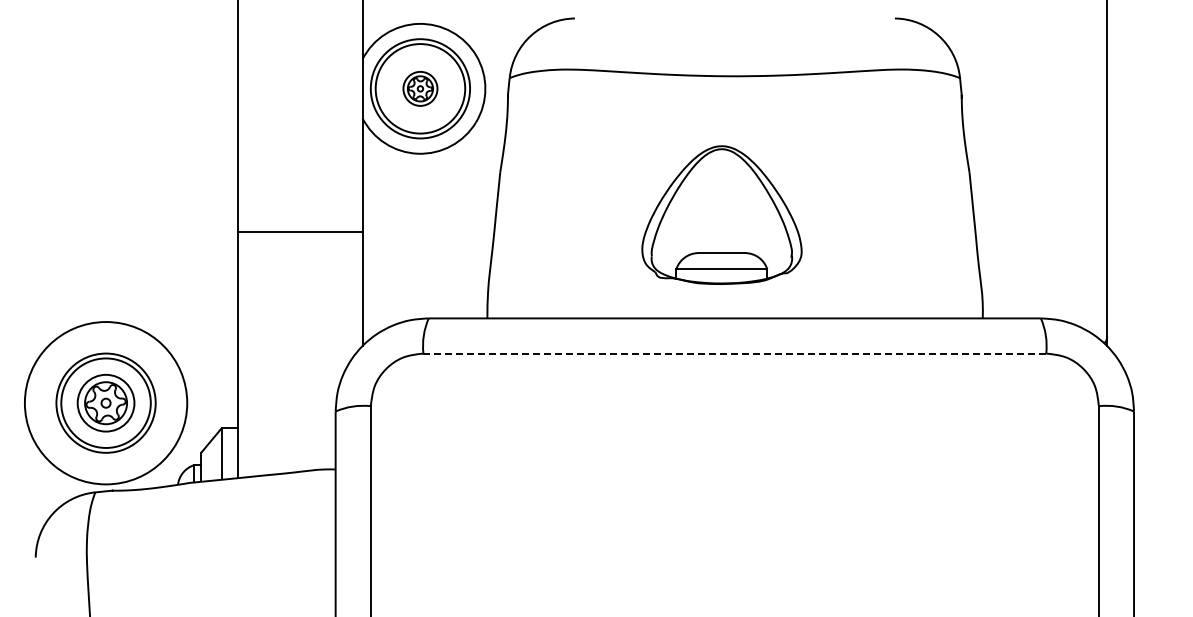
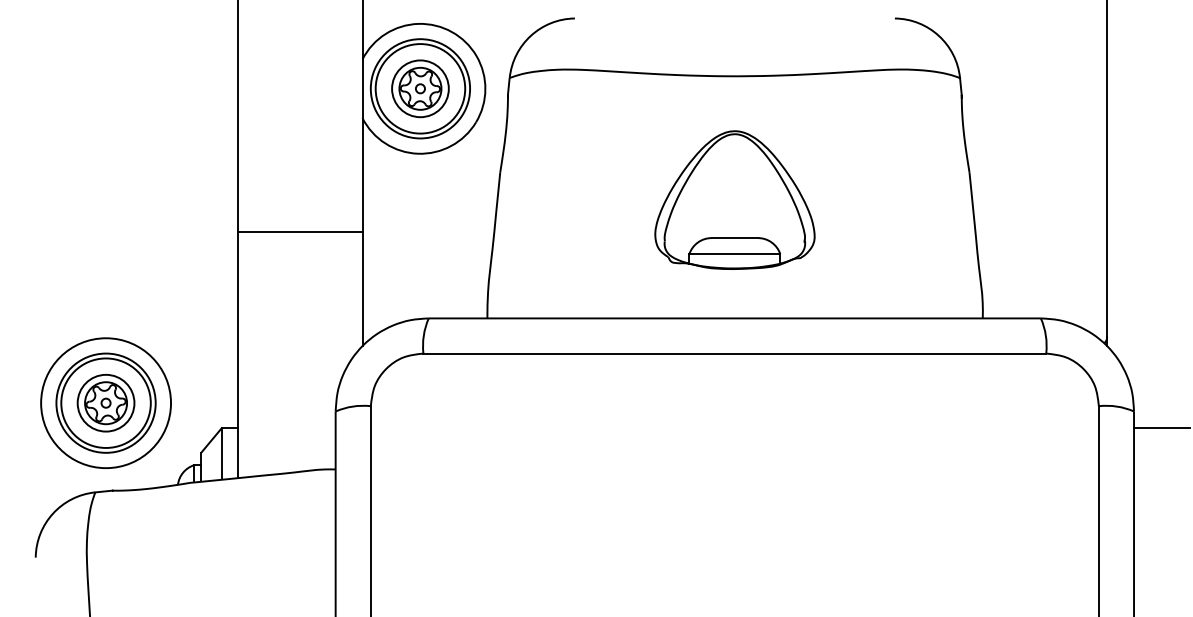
part size: 37x36 px -> 59x60 px (420, 88)
part position: (721, 214) -> (734, 199) (734, 199)
line: dashed -> solid (734, 353)
circle diameter: 162 px -> 130 px (106, 403)
line: none -> present (1161, 428)
